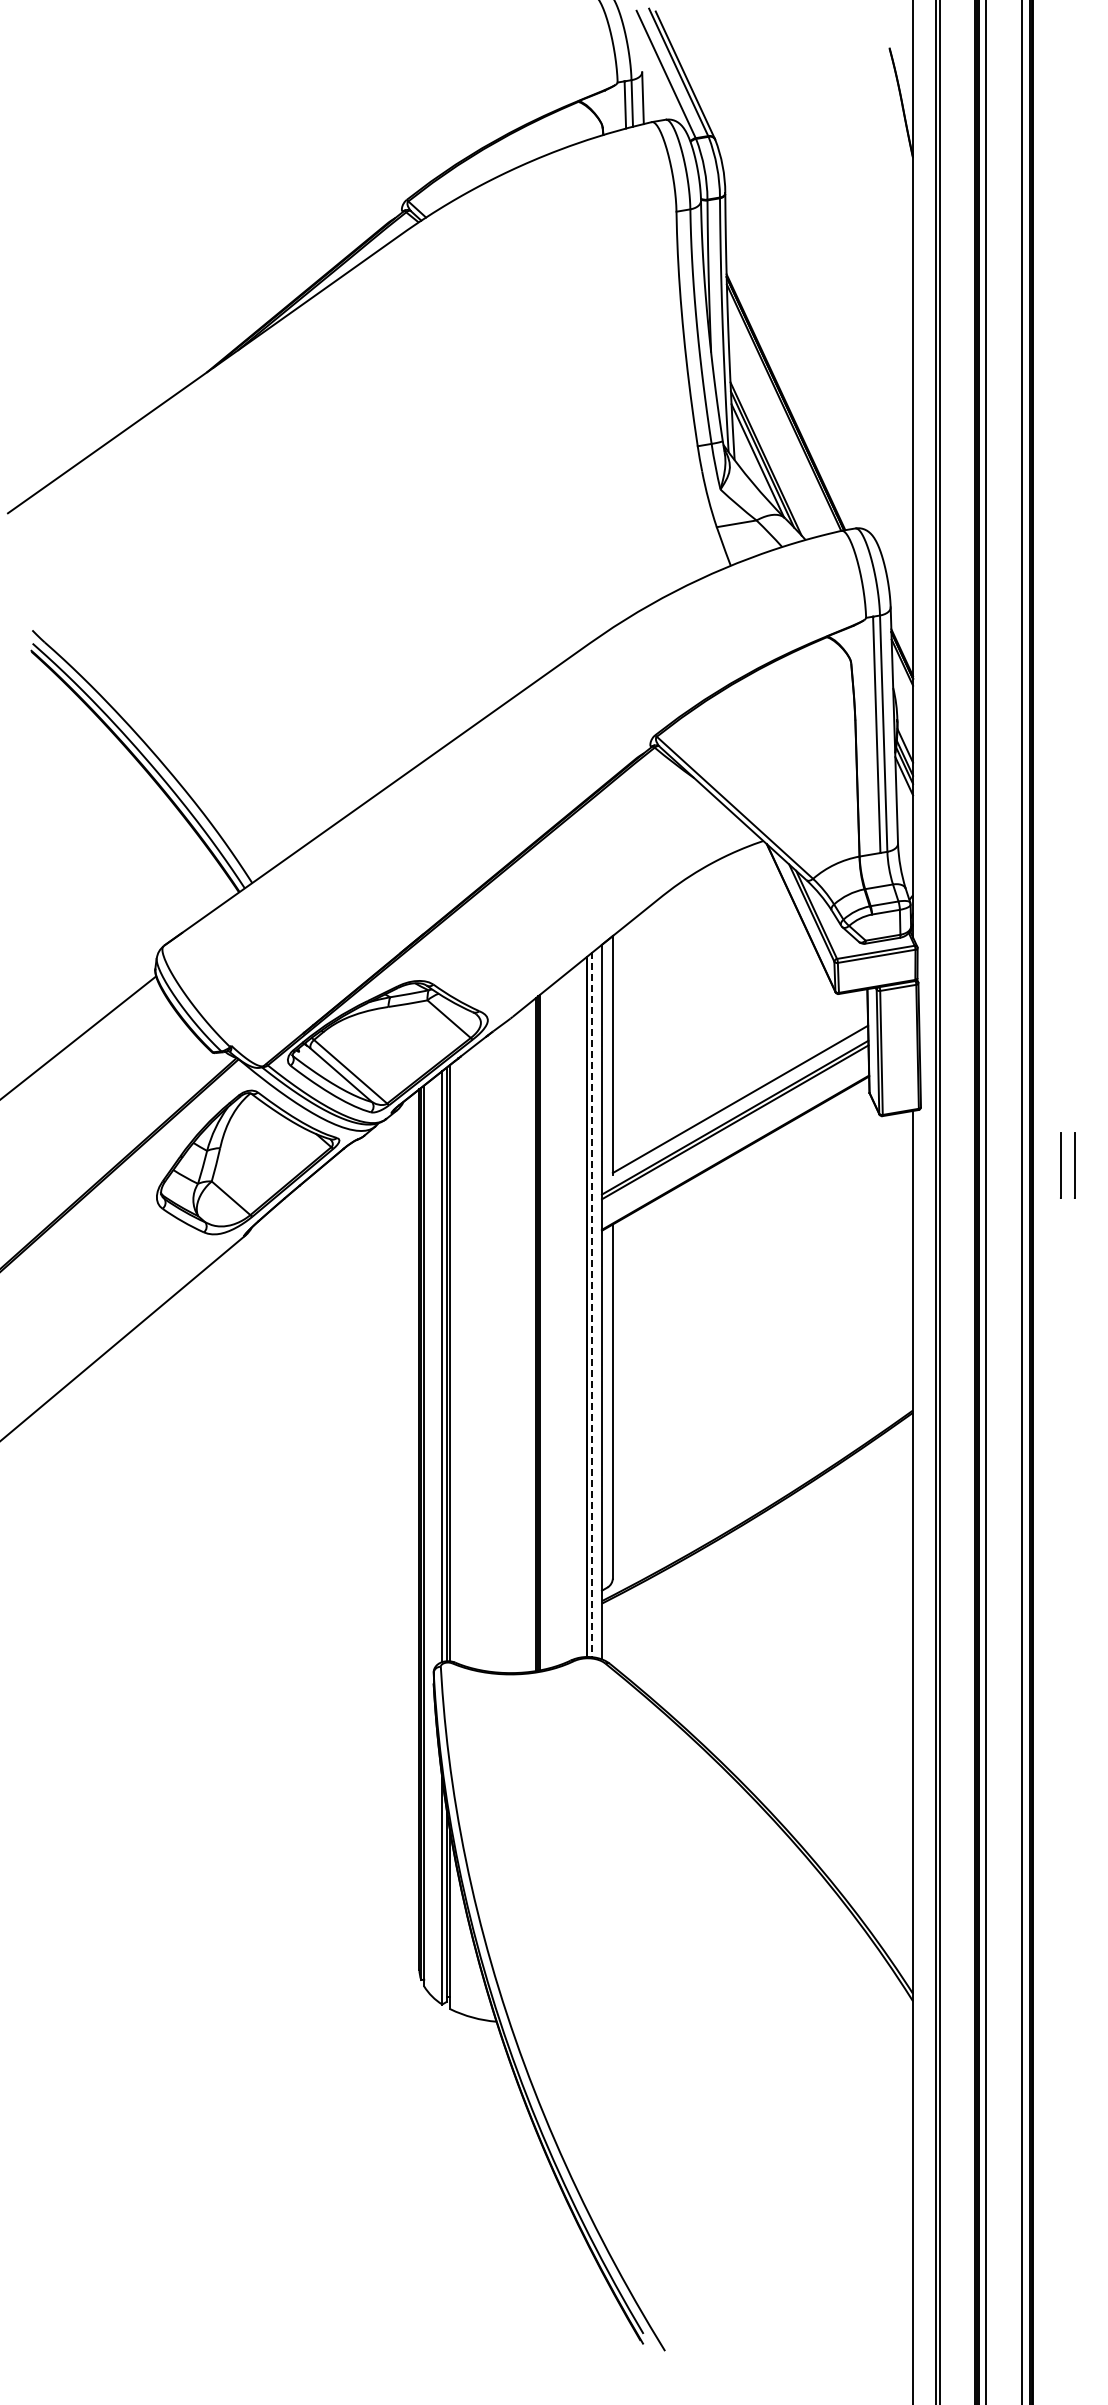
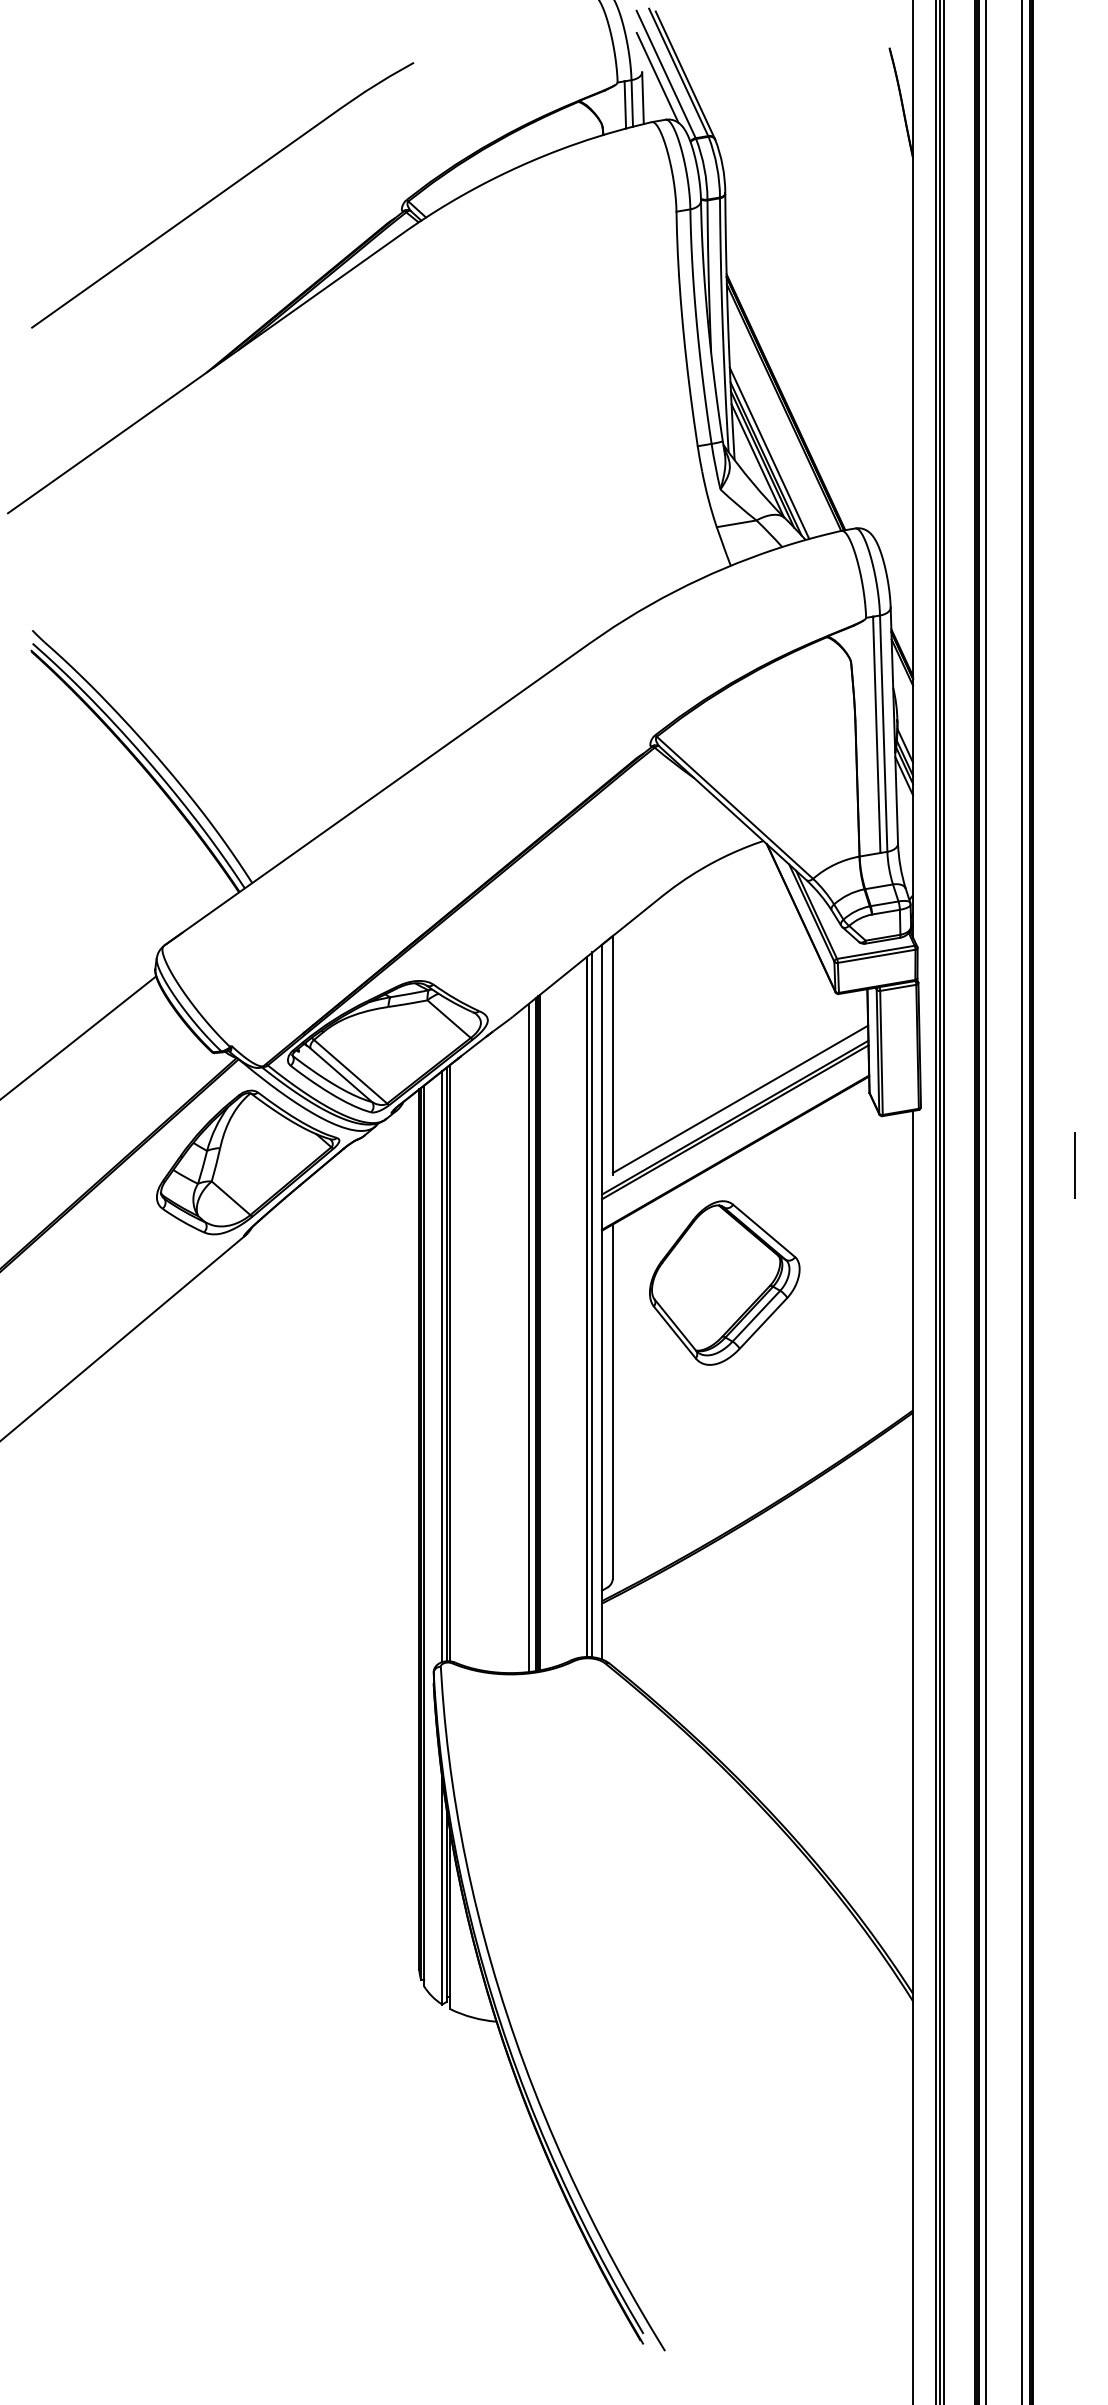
line: none -> present (657, 77)
curve: none -> present (221, 194)
line: none -> present (769, 452)
line: present -> none (1060, 1165)
line: none -> present (944, 1201)
part: none -> present (724, 1282)
line: dashed -> solid (592, 1305)
line: none -> present (528, 1337)
